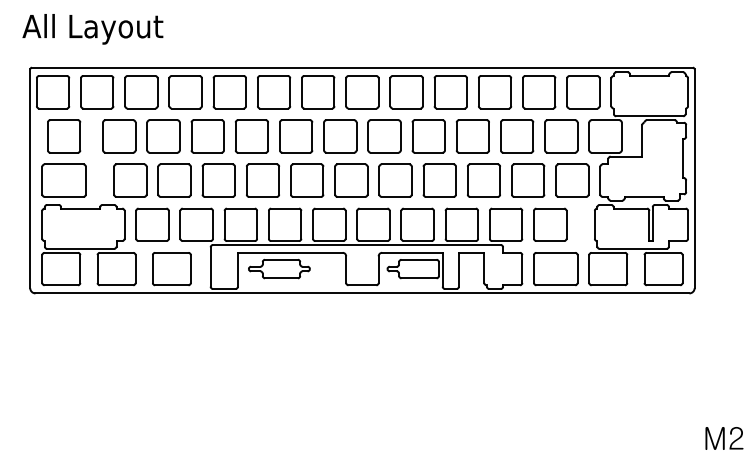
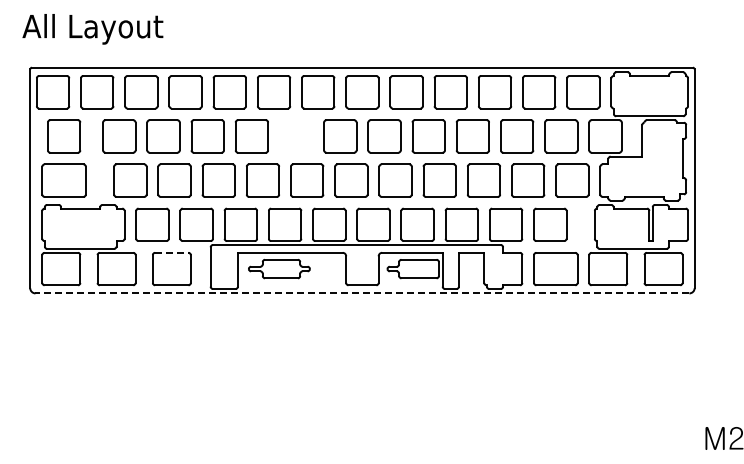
part: present -> none (296, 136)
line: solid -> dashed (171, 252)
line: solid -> dashed (362, 293)
